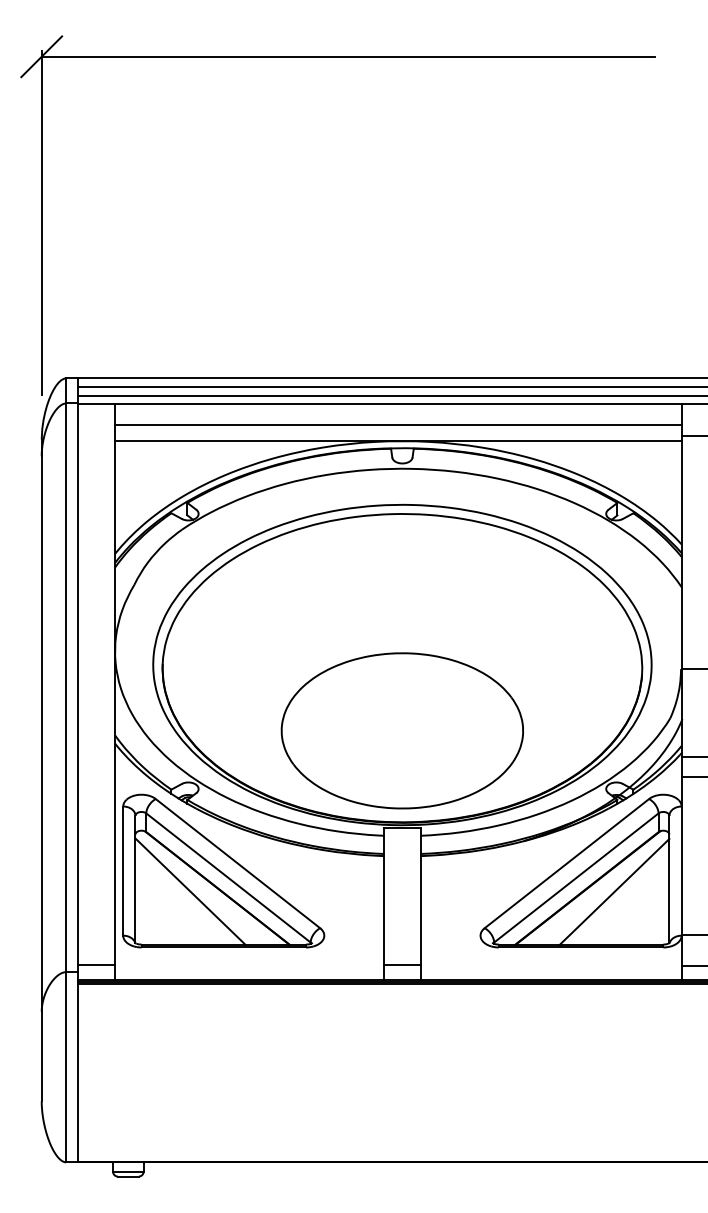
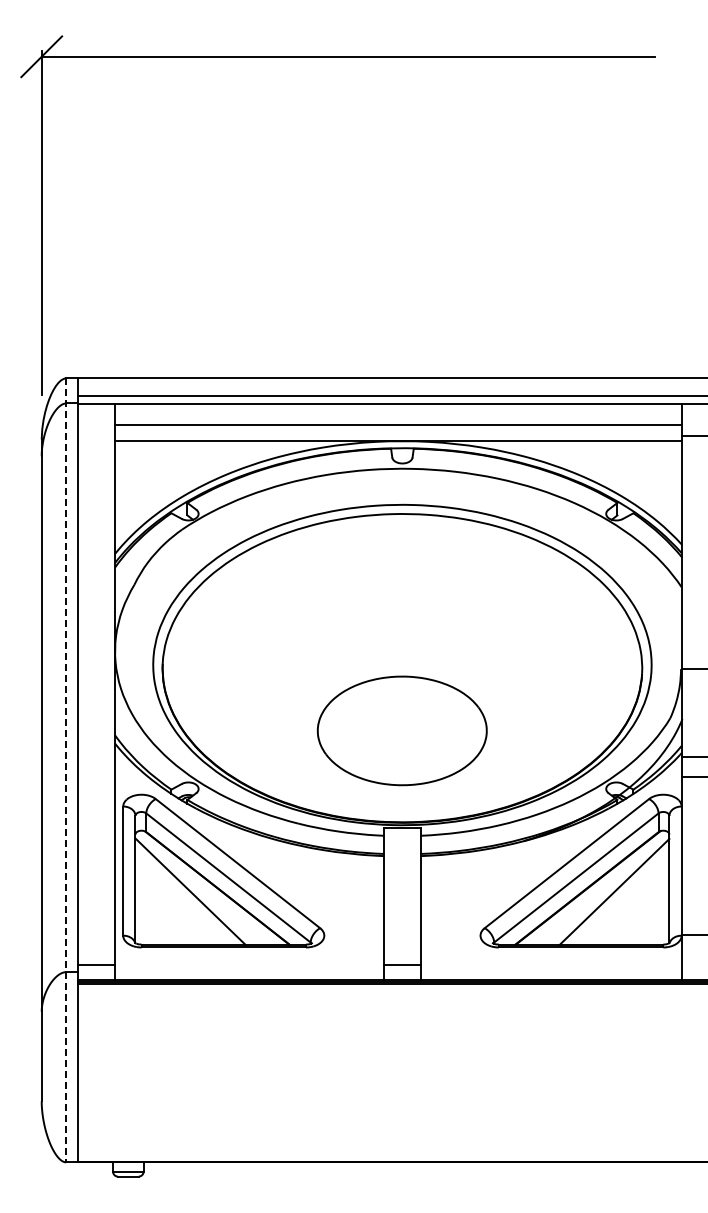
line: present -> none (391, 386)
part size: 244x158 px -> 172x112 px (401, 730)
line: solid -> dashed (66, 770)
line: present -> none (692, 965)
